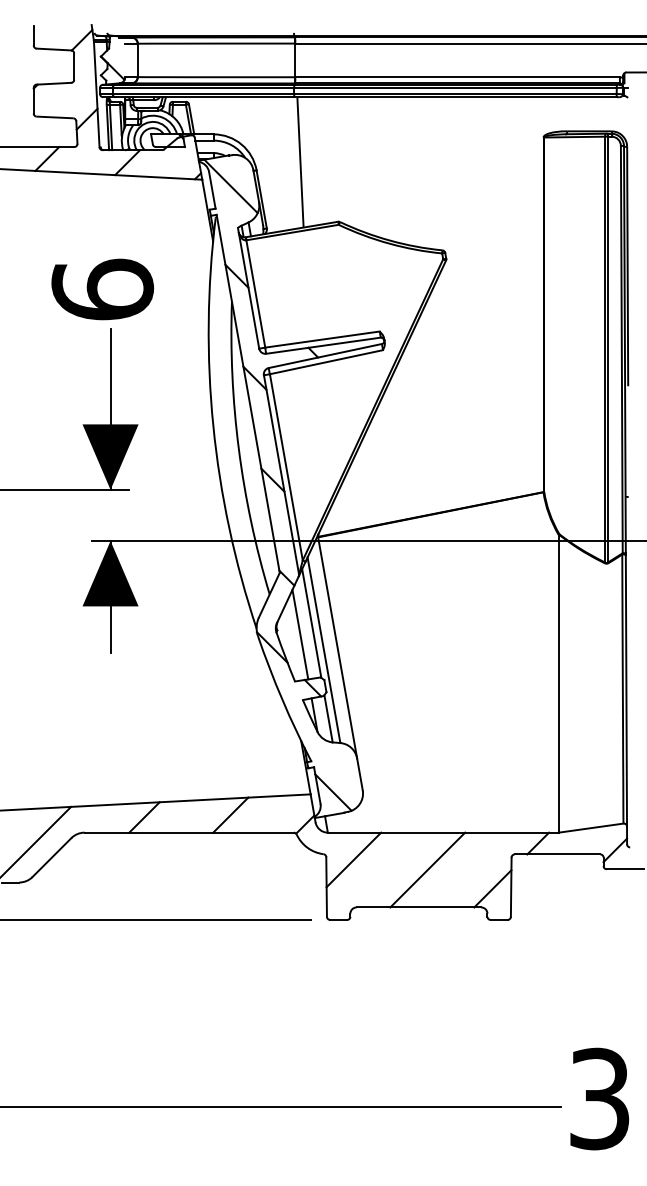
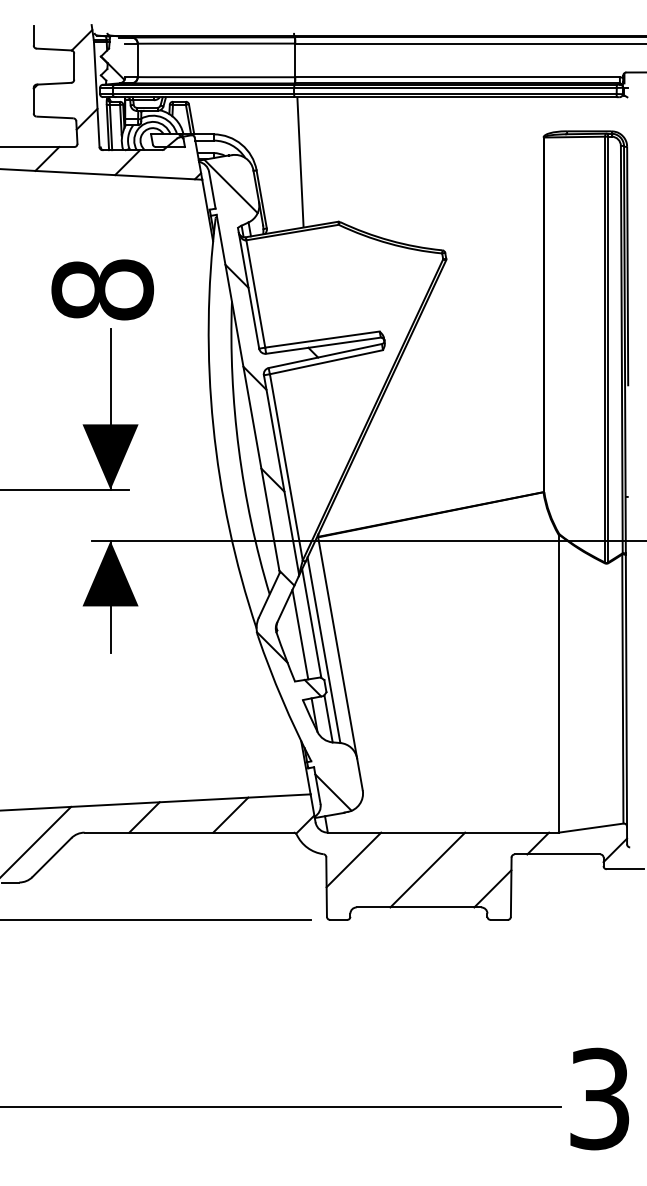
text: 6 -> 8 (102, 289)
